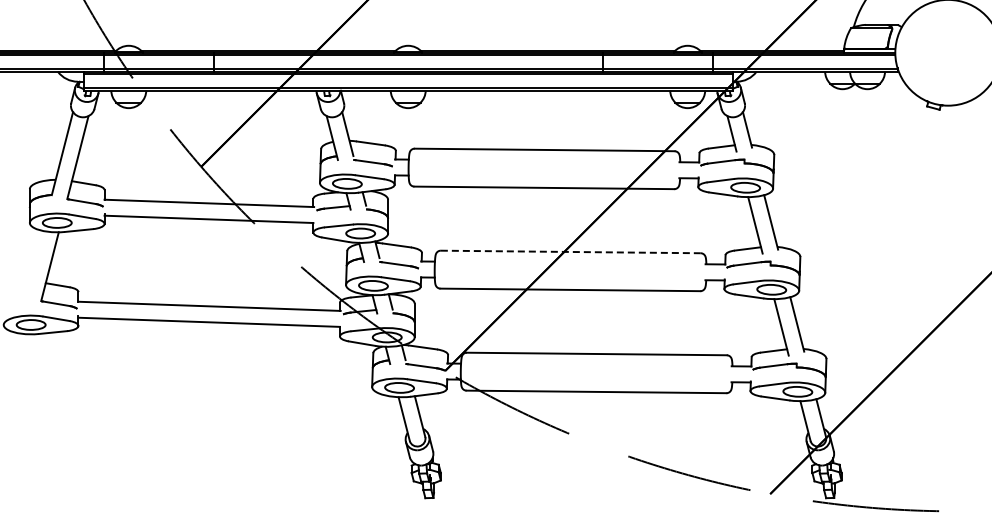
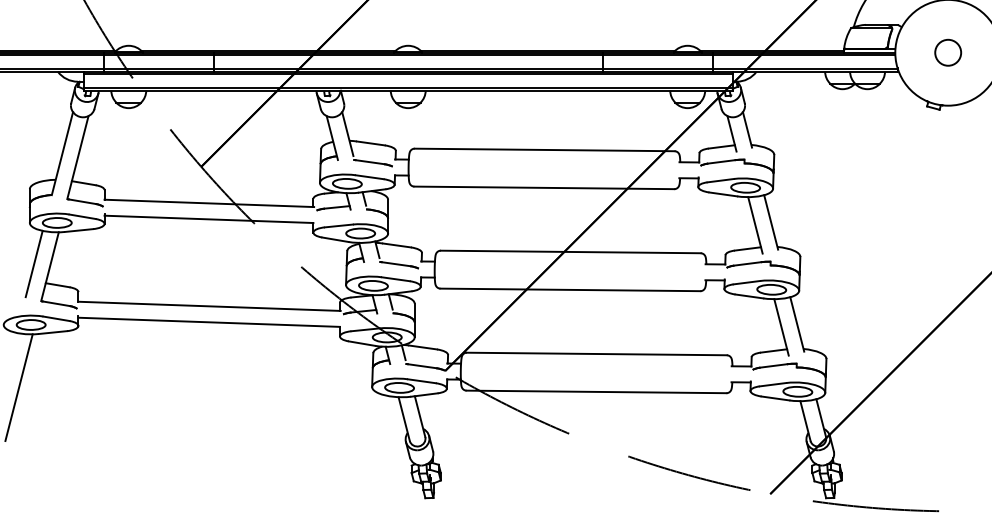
circle: none -> present (948, 52)
line: dashed -> solid (570, 251)
line: none -> present (33, 263)
line: none -> present (18, 387)
